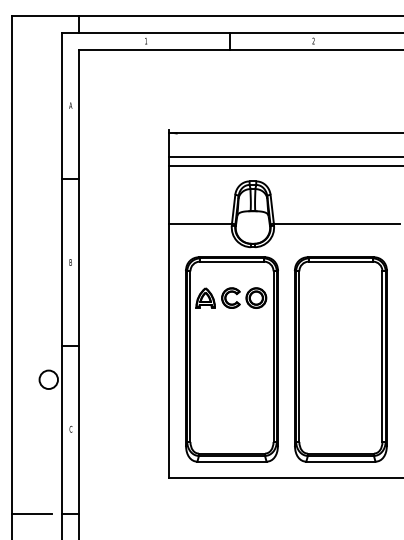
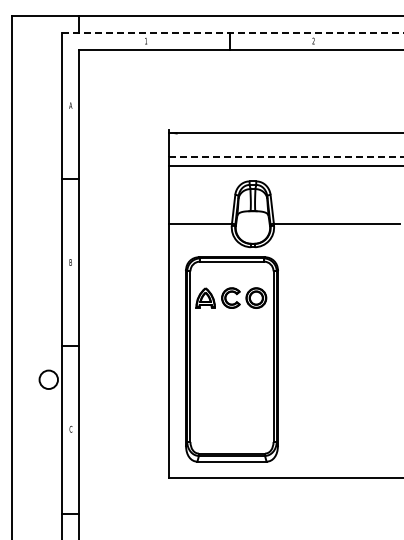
line: solid -> dashed (233, 32)
line: solid -> dashed (287, 156)
part: present -> none (340, 359)
line: present -> none (31, 513)
